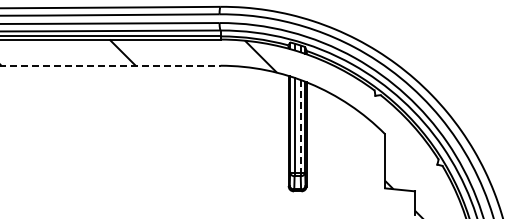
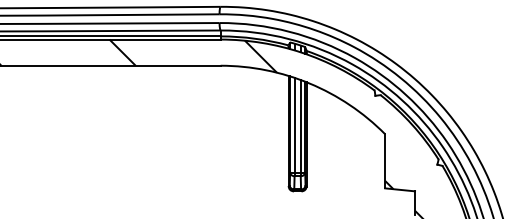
line: dashed -> solid (110, 65)
line: dashed -> solid (300, 126)
